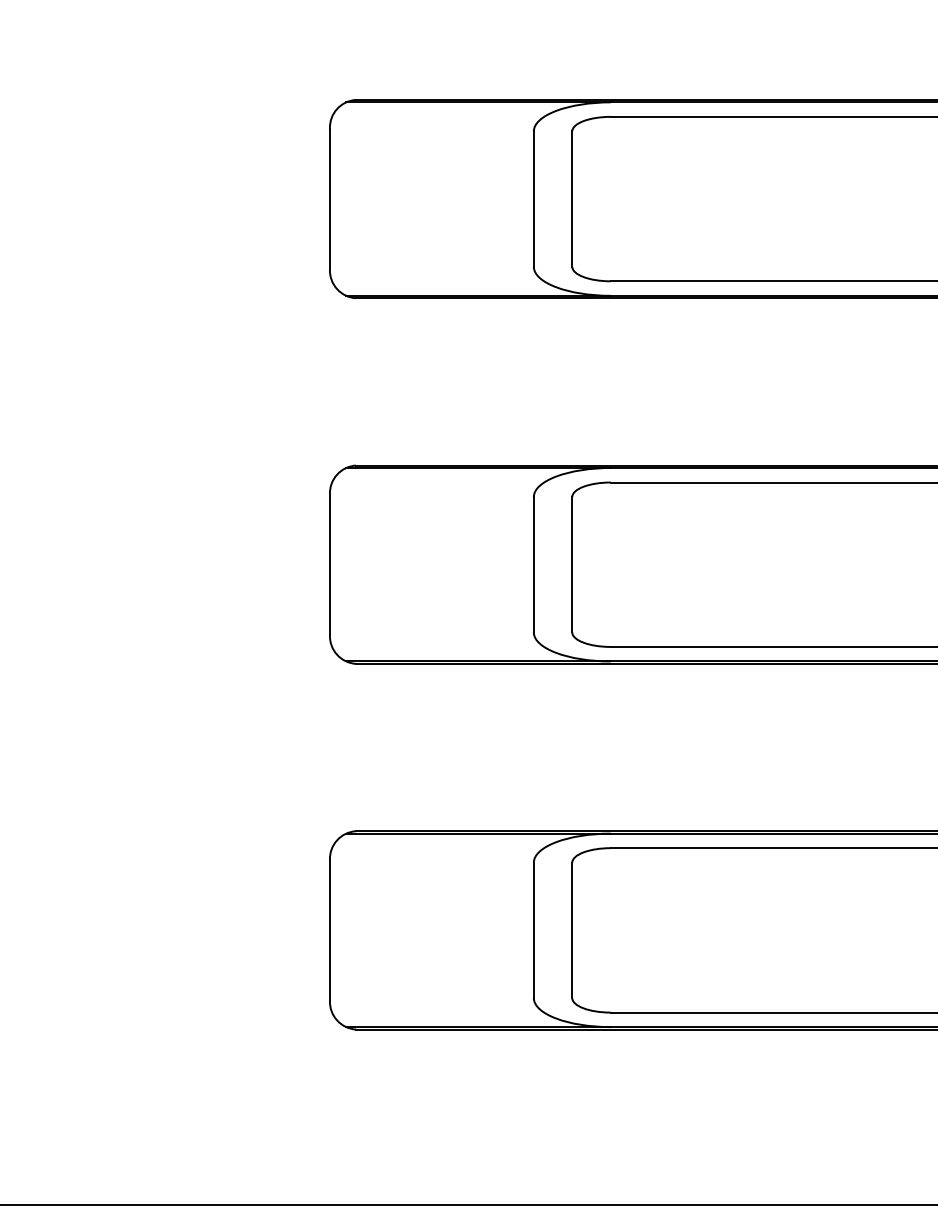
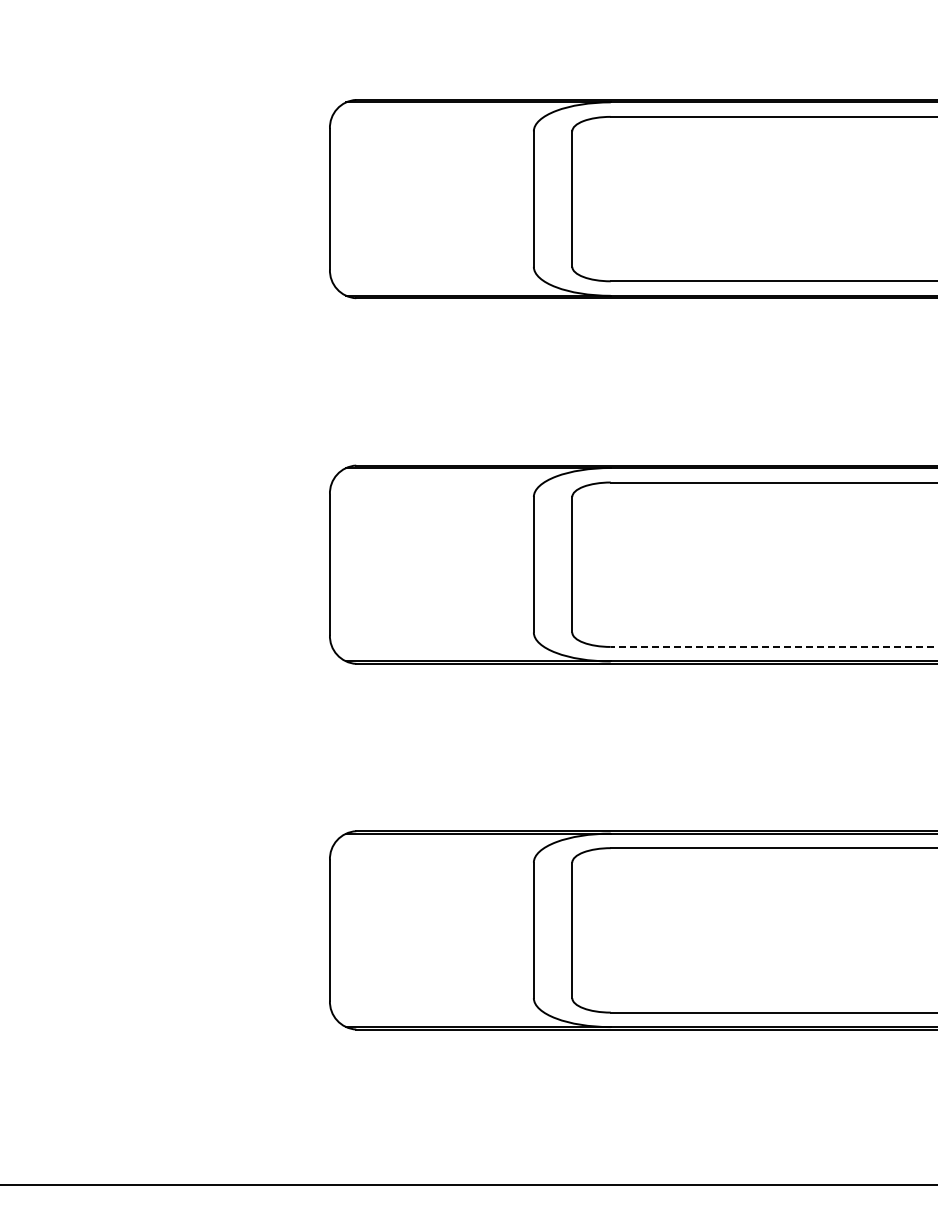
line: solid -> dashed (773, 646)
line position: (468, 1205) -> (468, 1185) (468, 1185)
